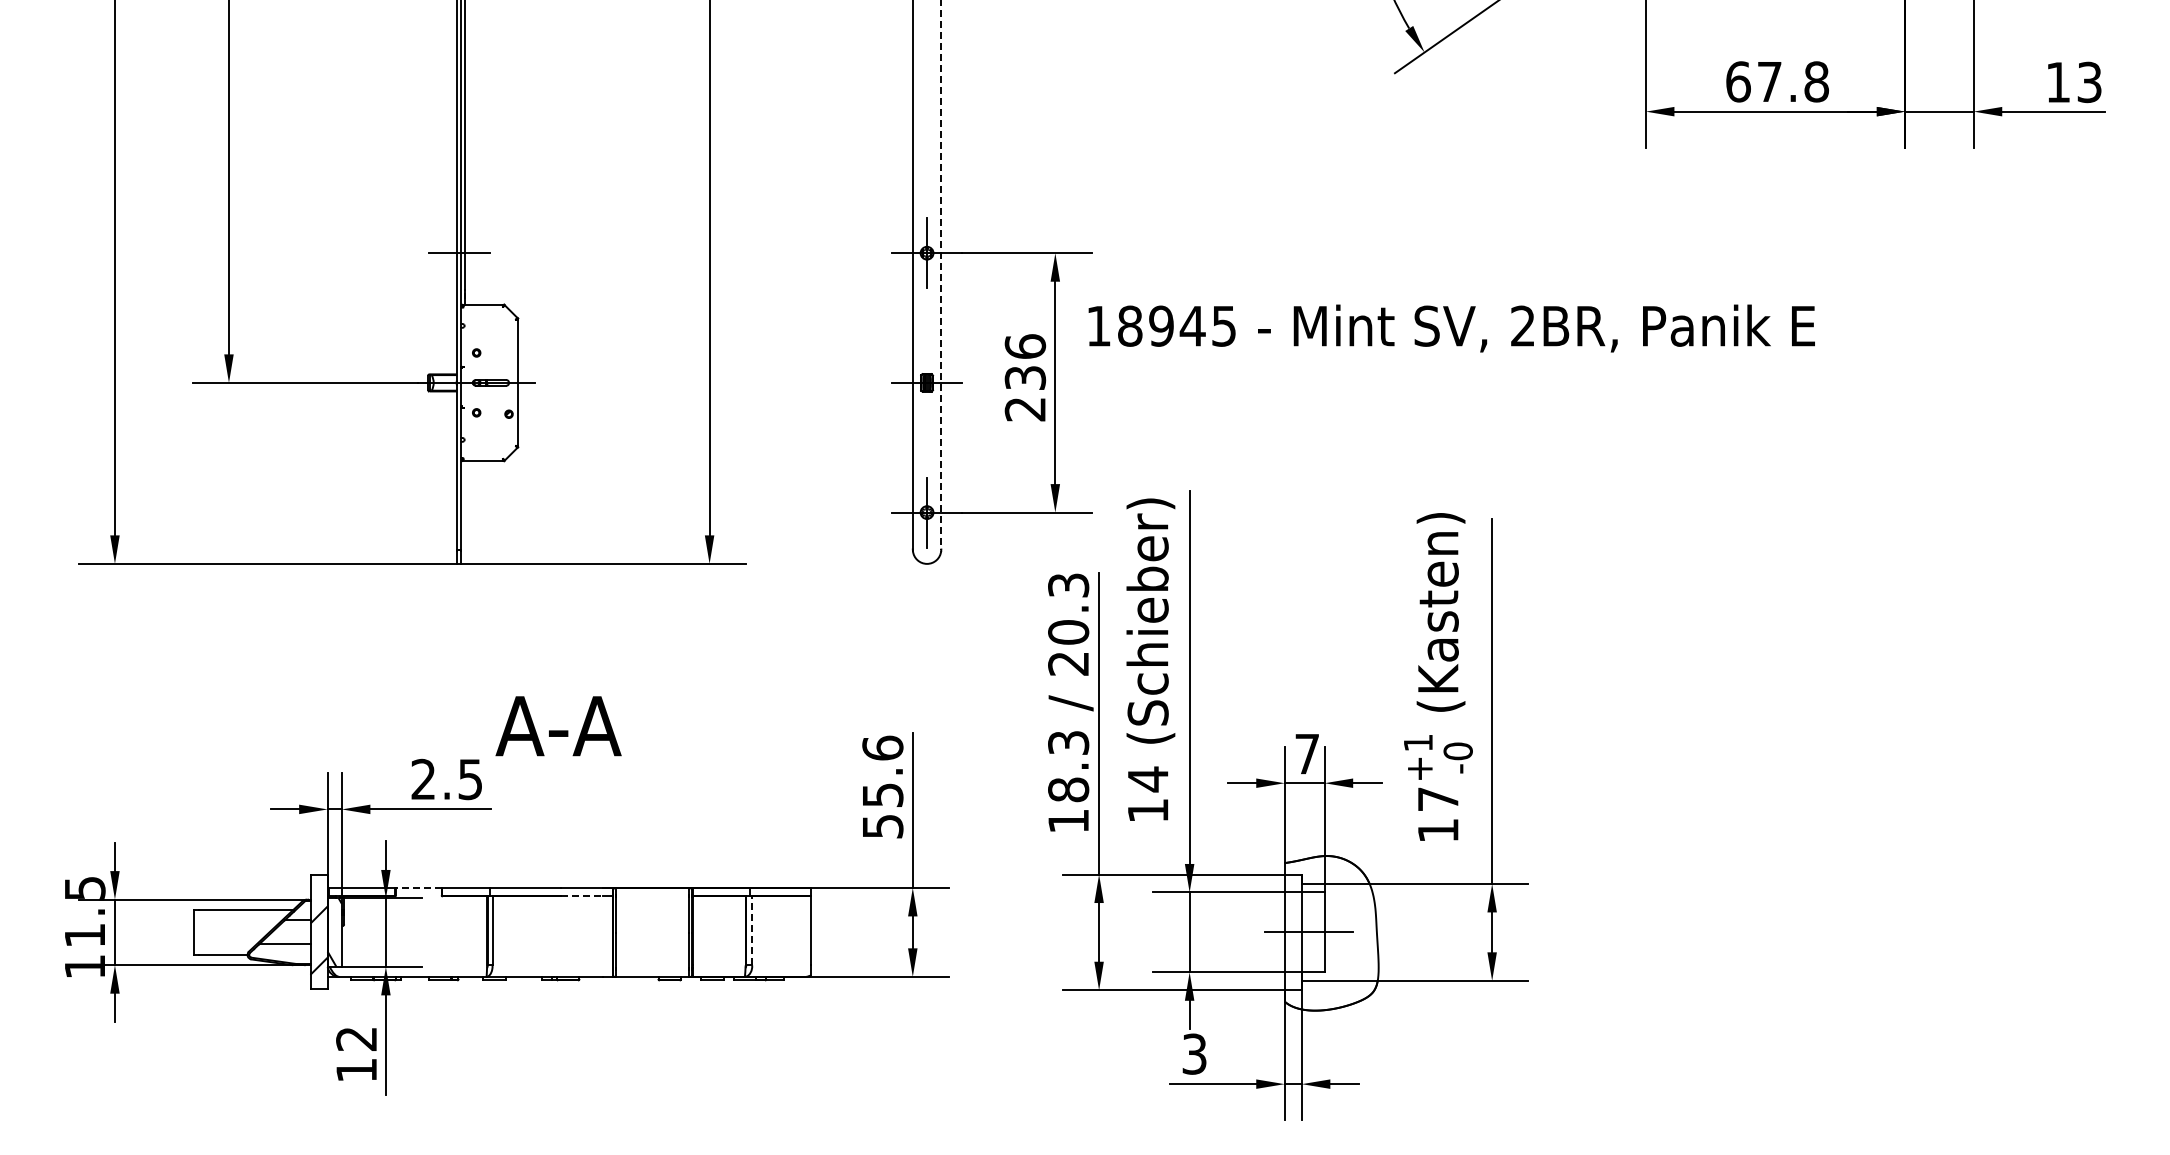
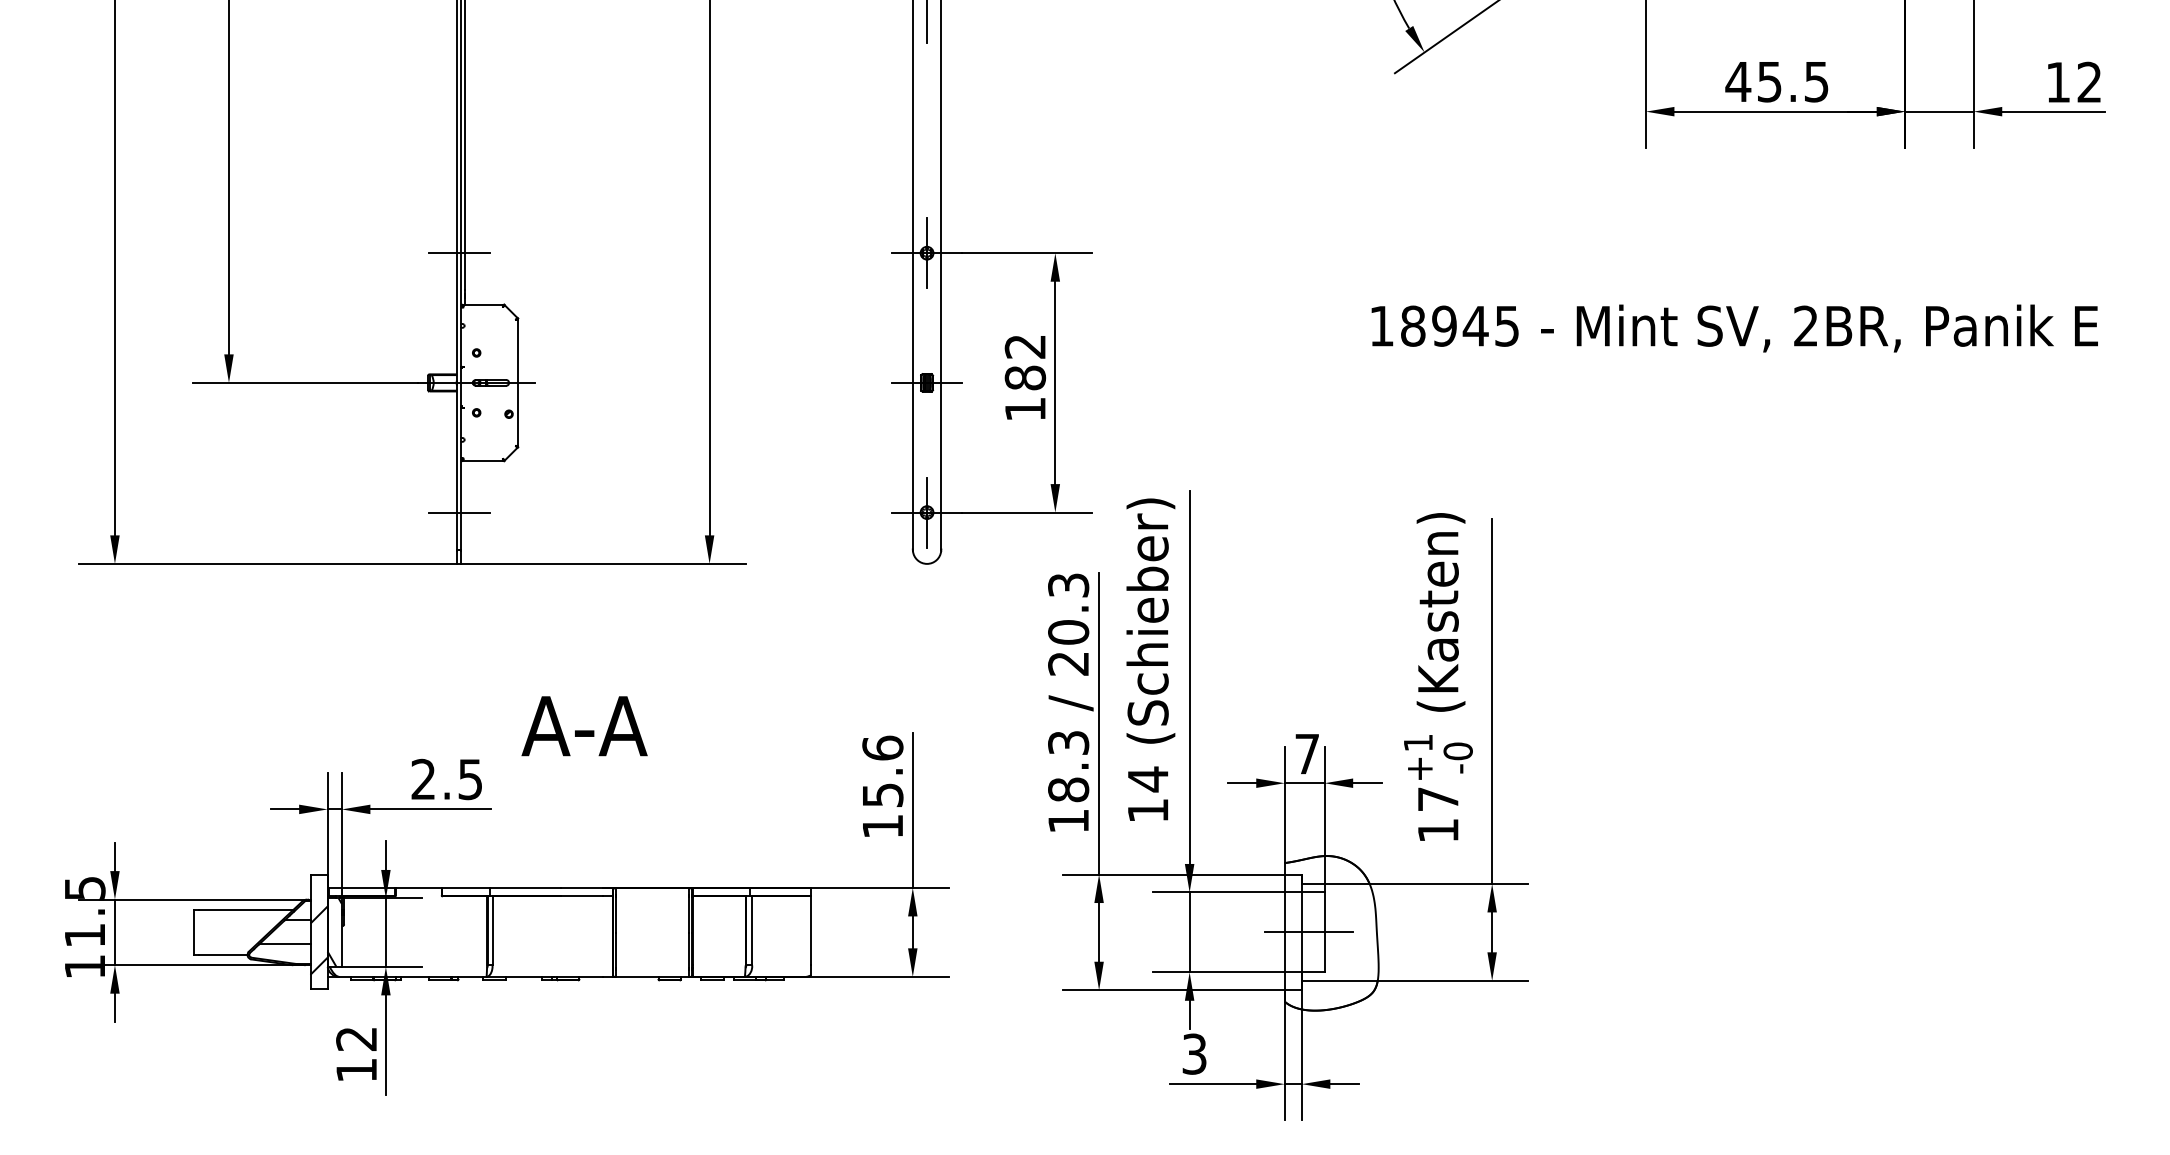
line: none -> present (927, 22)
text: 67.8 -> 45.5 (1776, 81)
text: 13 -> 12 (2089, 82)
line: dashed -> solid (941, 275)
text position: (1451, 328) -> (1734, 328) (1734, 328)
text: 236 -> 182 (1025, 377)
line: none -> present (459, 512)
text position: (558, 726) -> (584, 726) (584, 726)
text: 55.6 -> 15.6 (883, 826)
line: dashed -> solid (418, 887)
line: dashed -> solid (582, 896)
line: dashed -> solid (752, 930)
